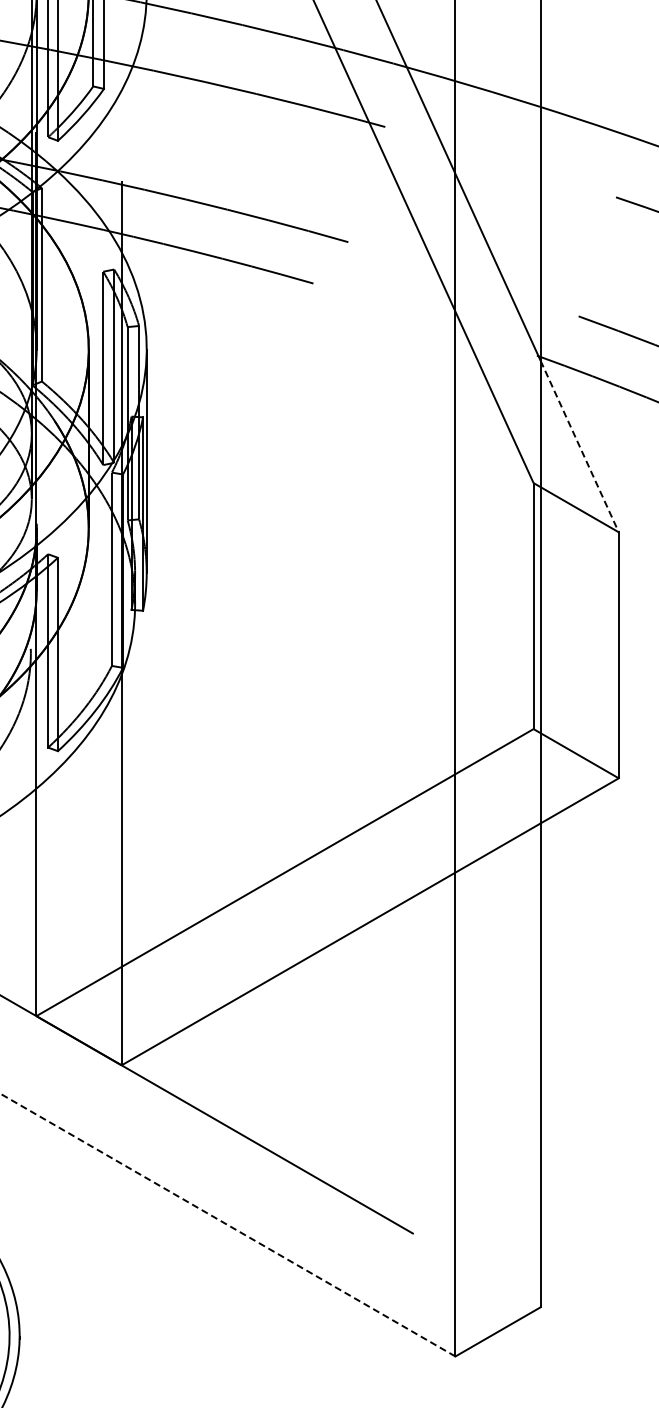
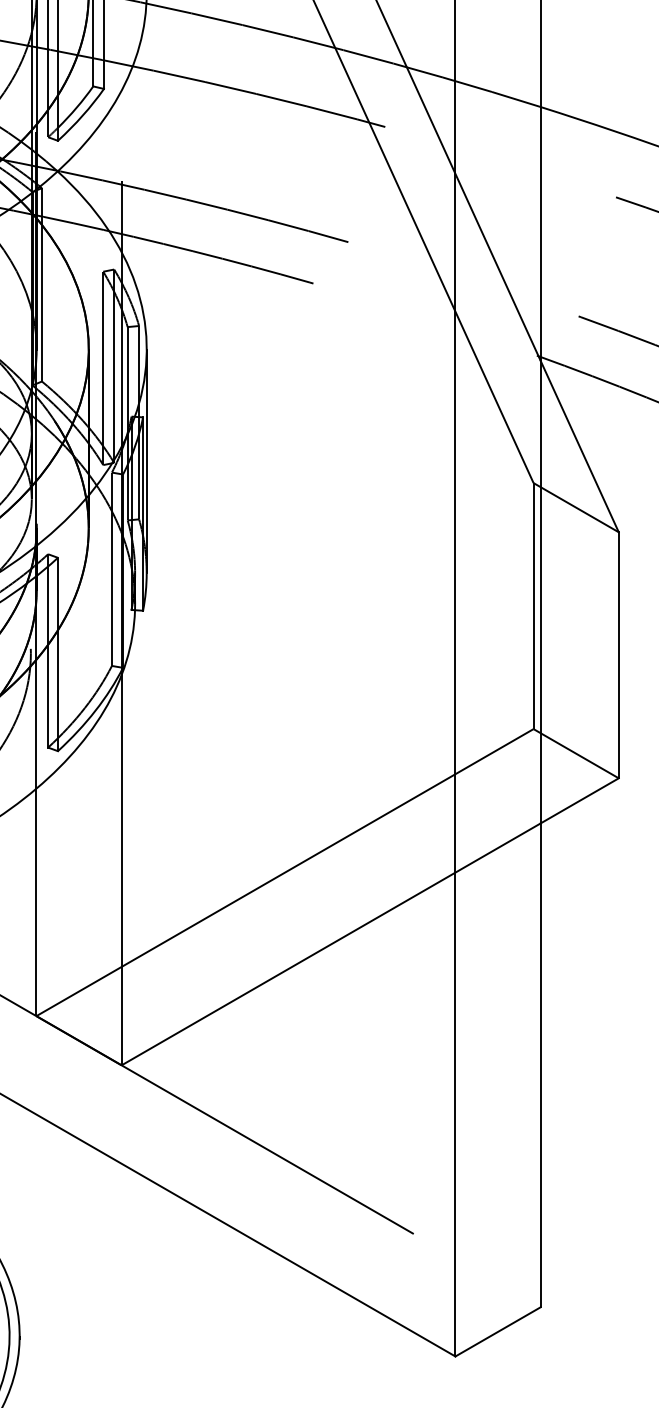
line: dashed -> solid (579, 447)
line: dashed -> solid (227, 1225)
